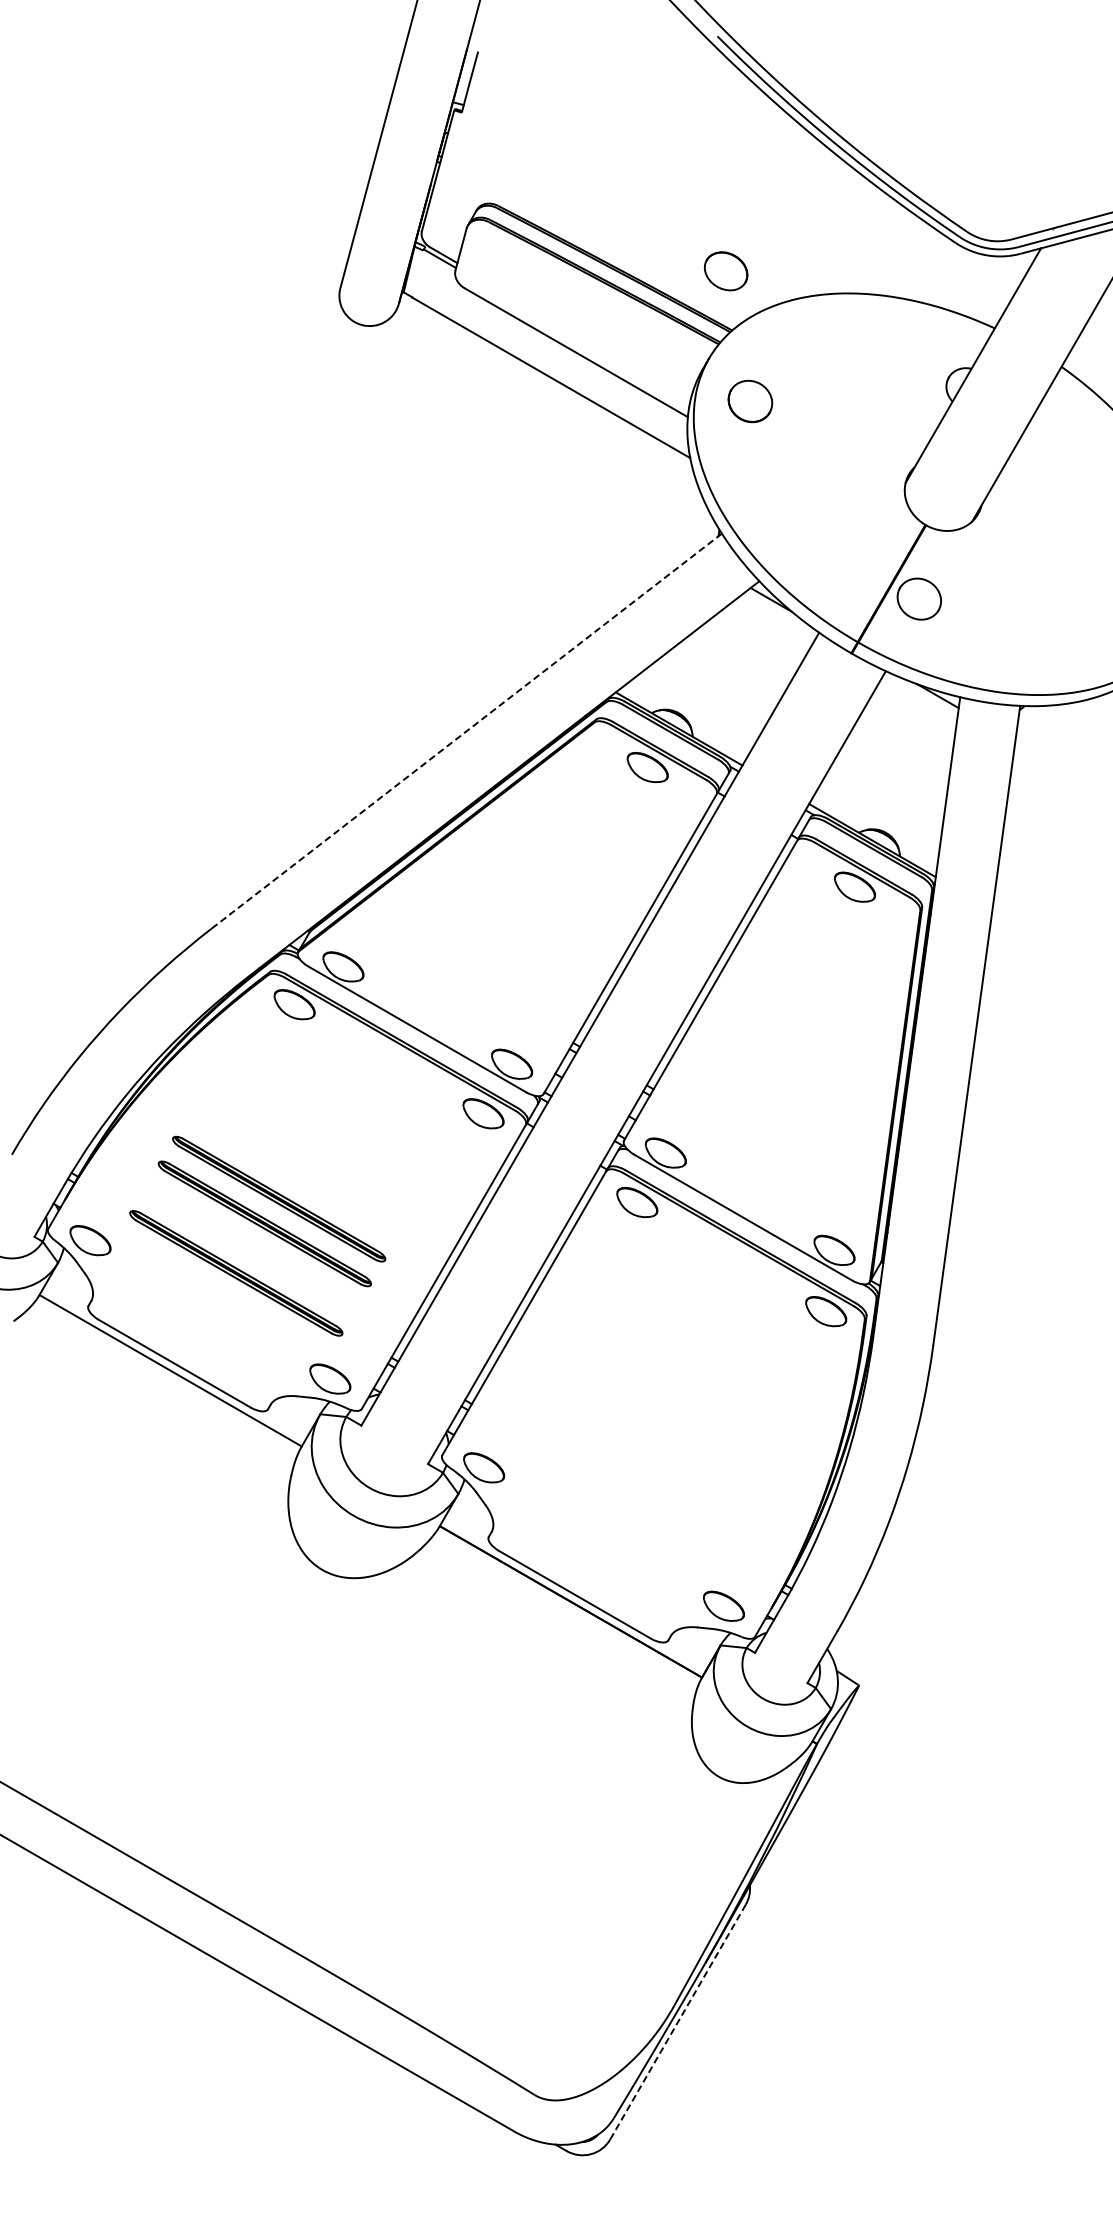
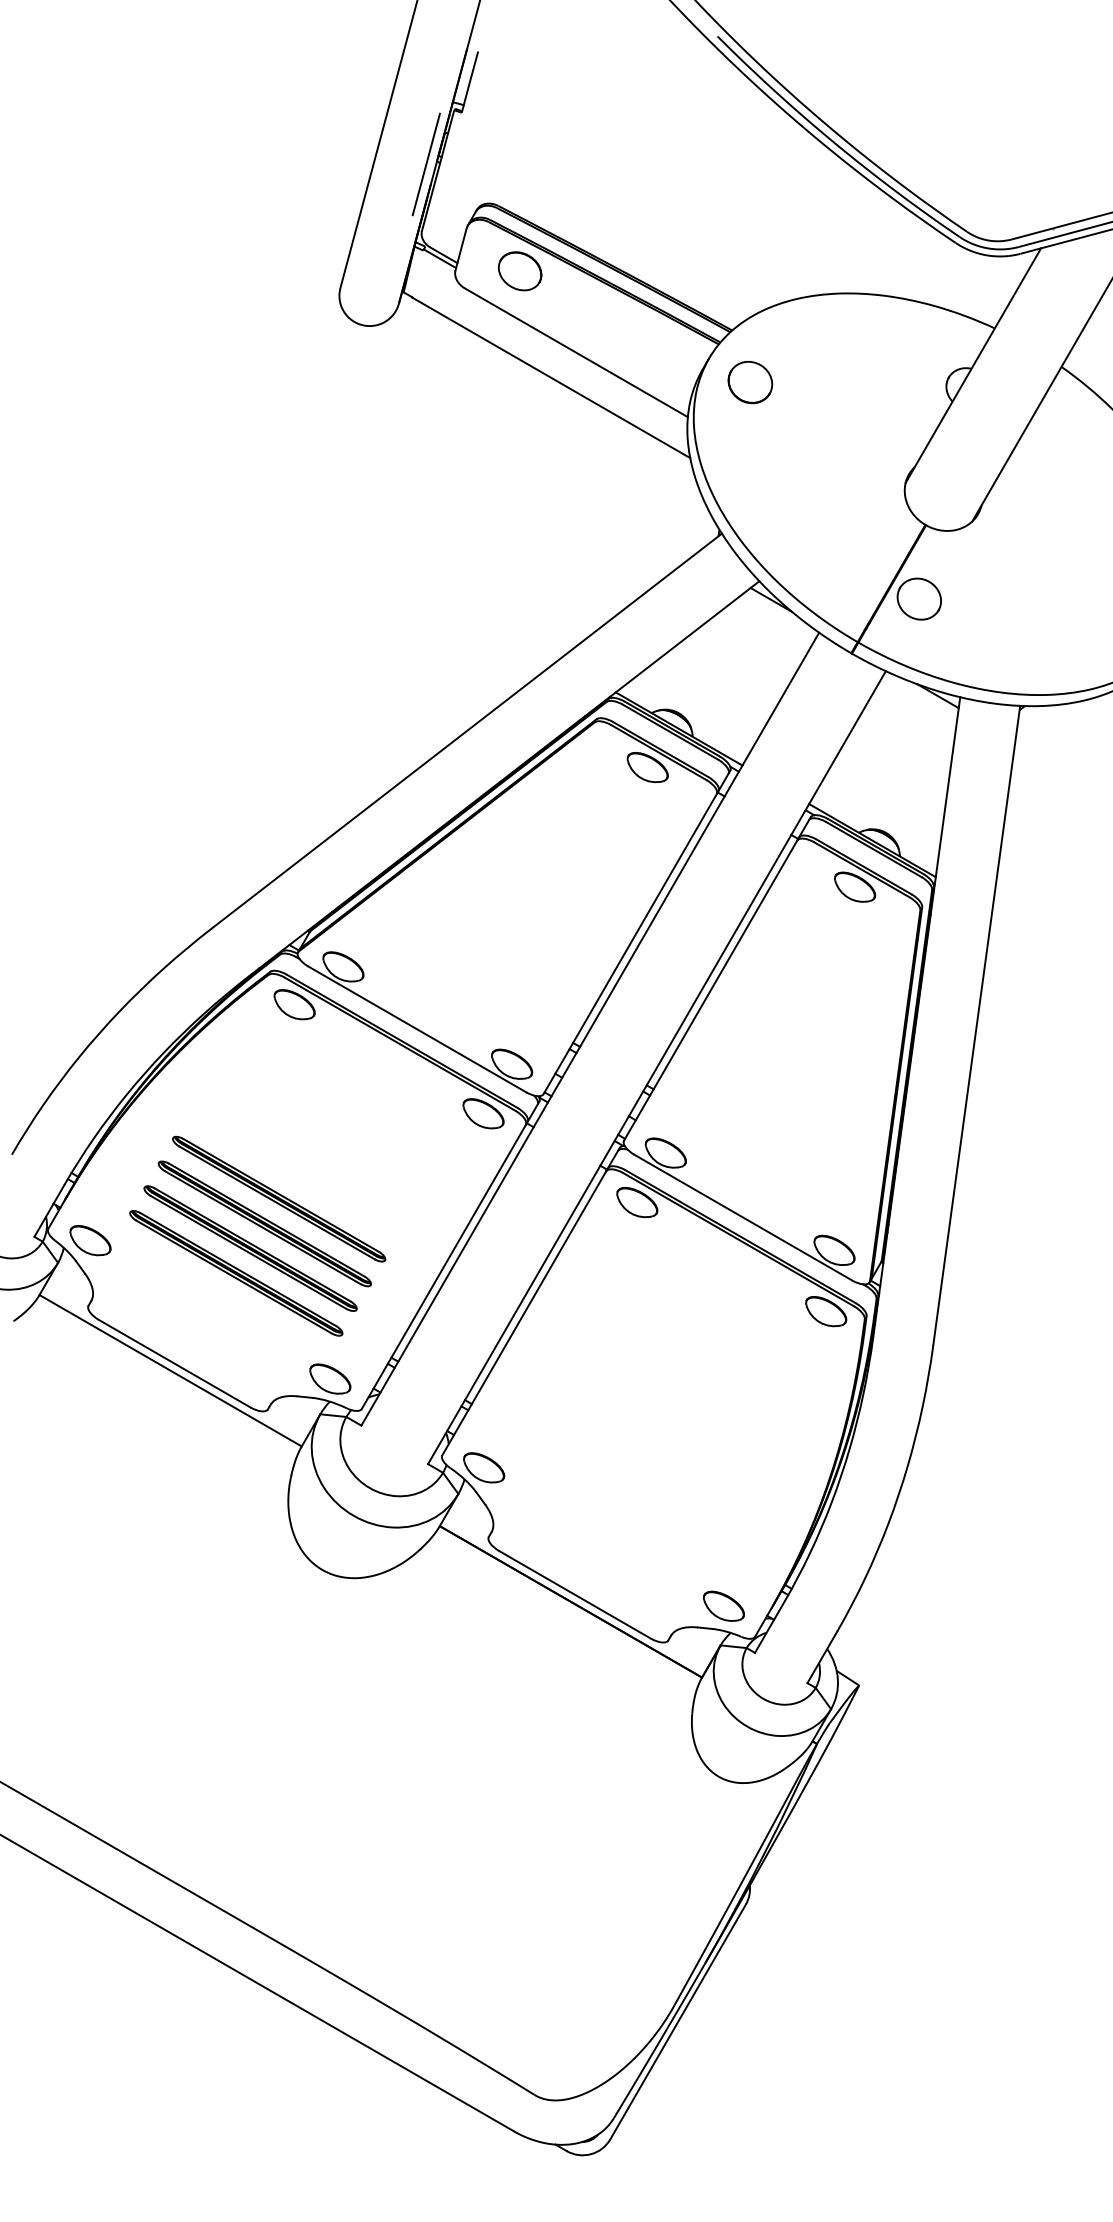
line: none -> present (425, 164)
part position: (725, 271) -> (519, 271) (519, 271)
part position: (750, 401) -> (750, 382) (750, 382)
line: dashed -> solid (467, 730)
part: none -> present (250, 1248)
line: dashed -> solid (678, 2021)
